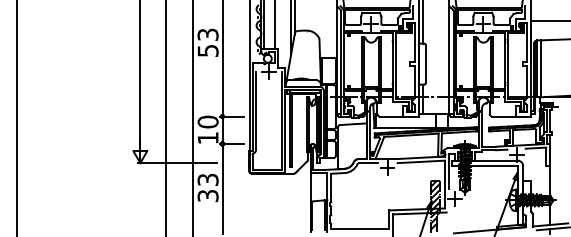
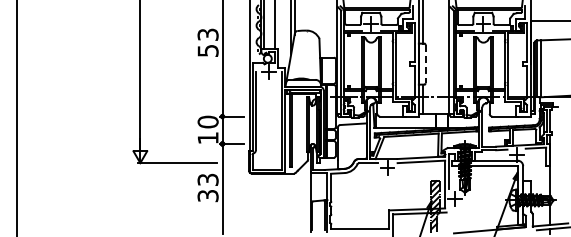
line: solid -> dashed (425, 64)
line: present -> none (165, 117)
line: present -> none (193, 117)
